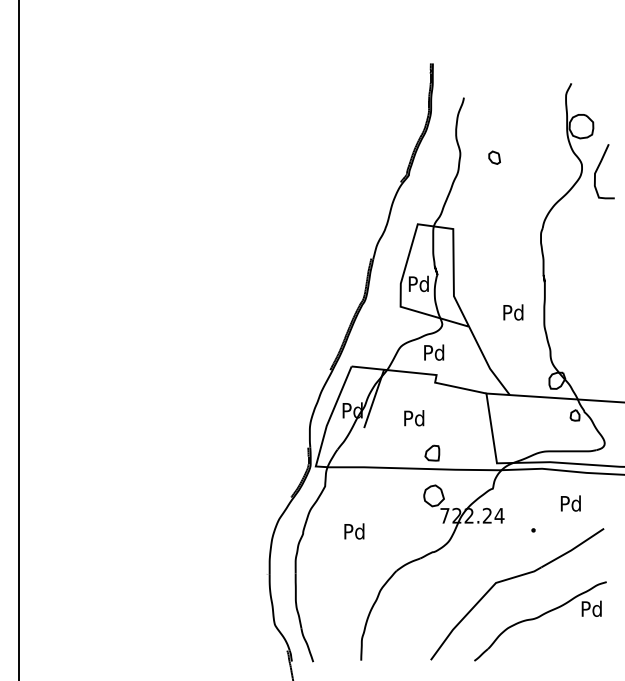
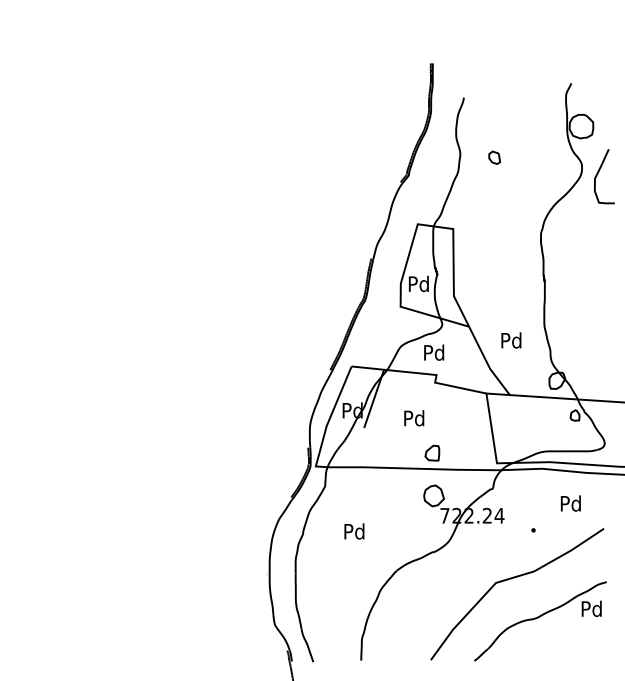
curve position: (598, 169) -> (598, 174) (598, 174)
text position: (513, 312) -> (511, 340) (511, 340)
line: present -> none (18, 339)
